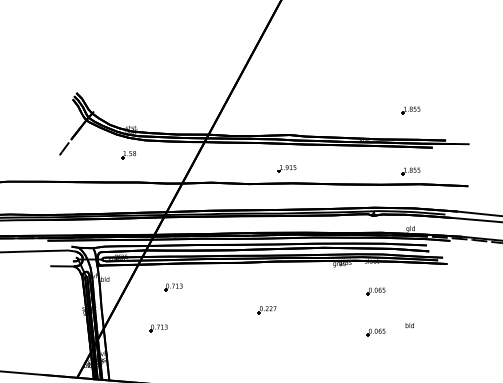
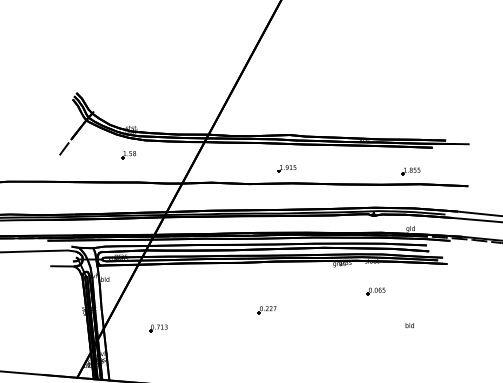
part: present -> none (410, 110)
part: present -> none (173, 287)
part: present -> none (375, 332)
